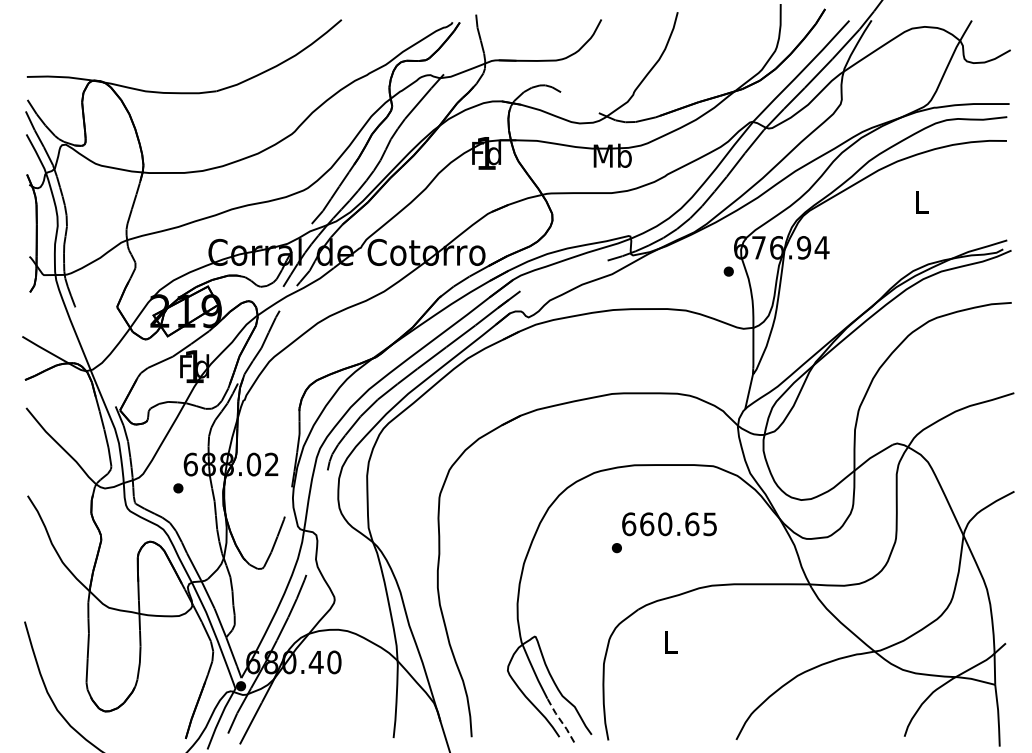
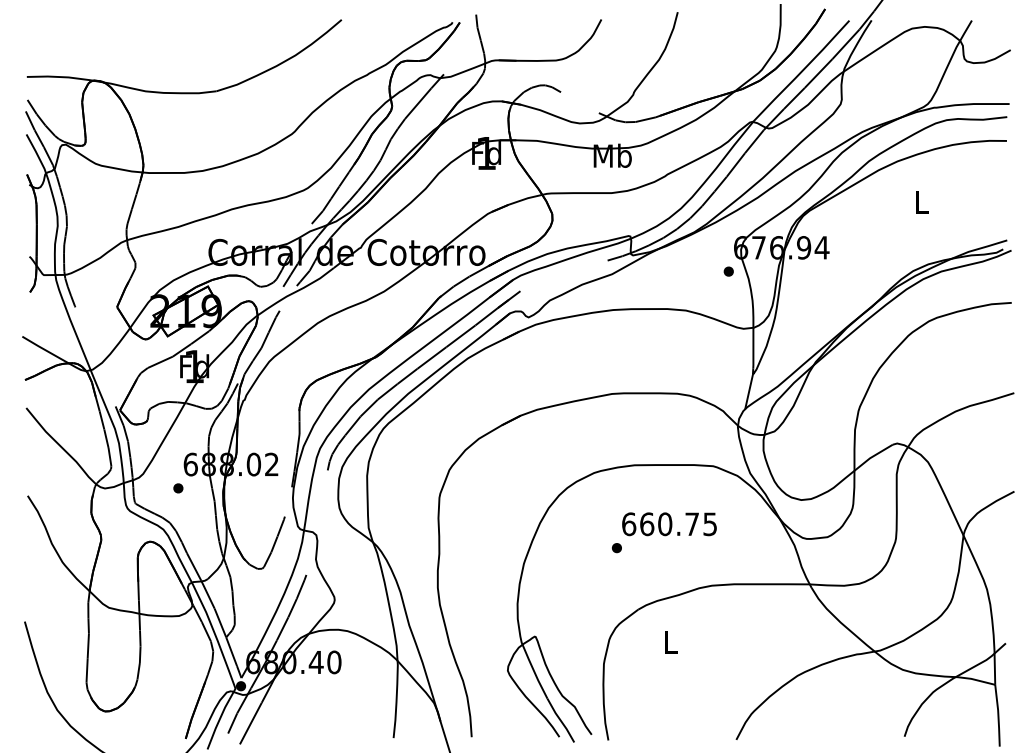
text: 660.65 -> 660.75 (692, 524)
line: dashed -> solid (560, 720)
